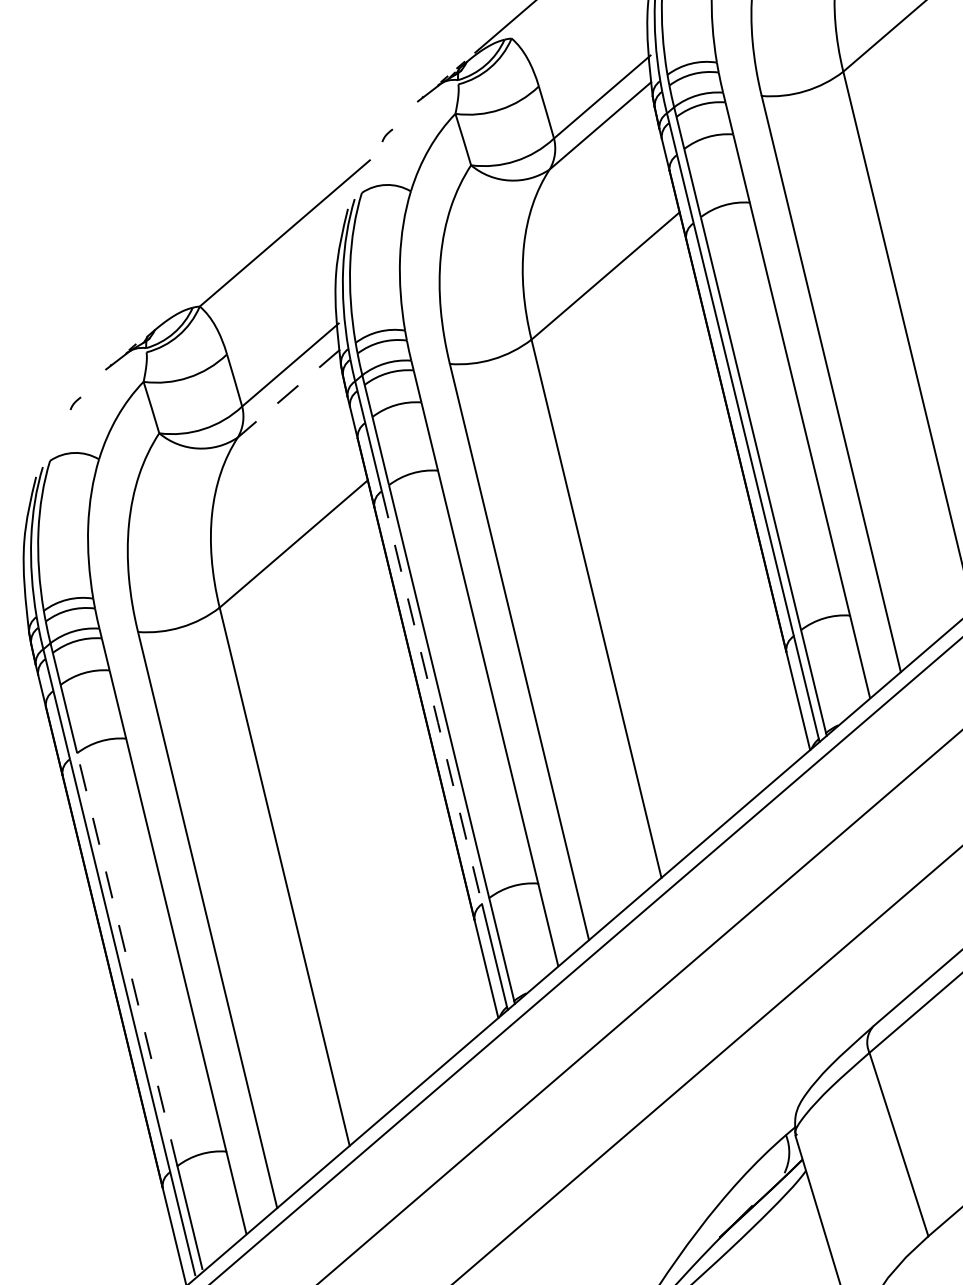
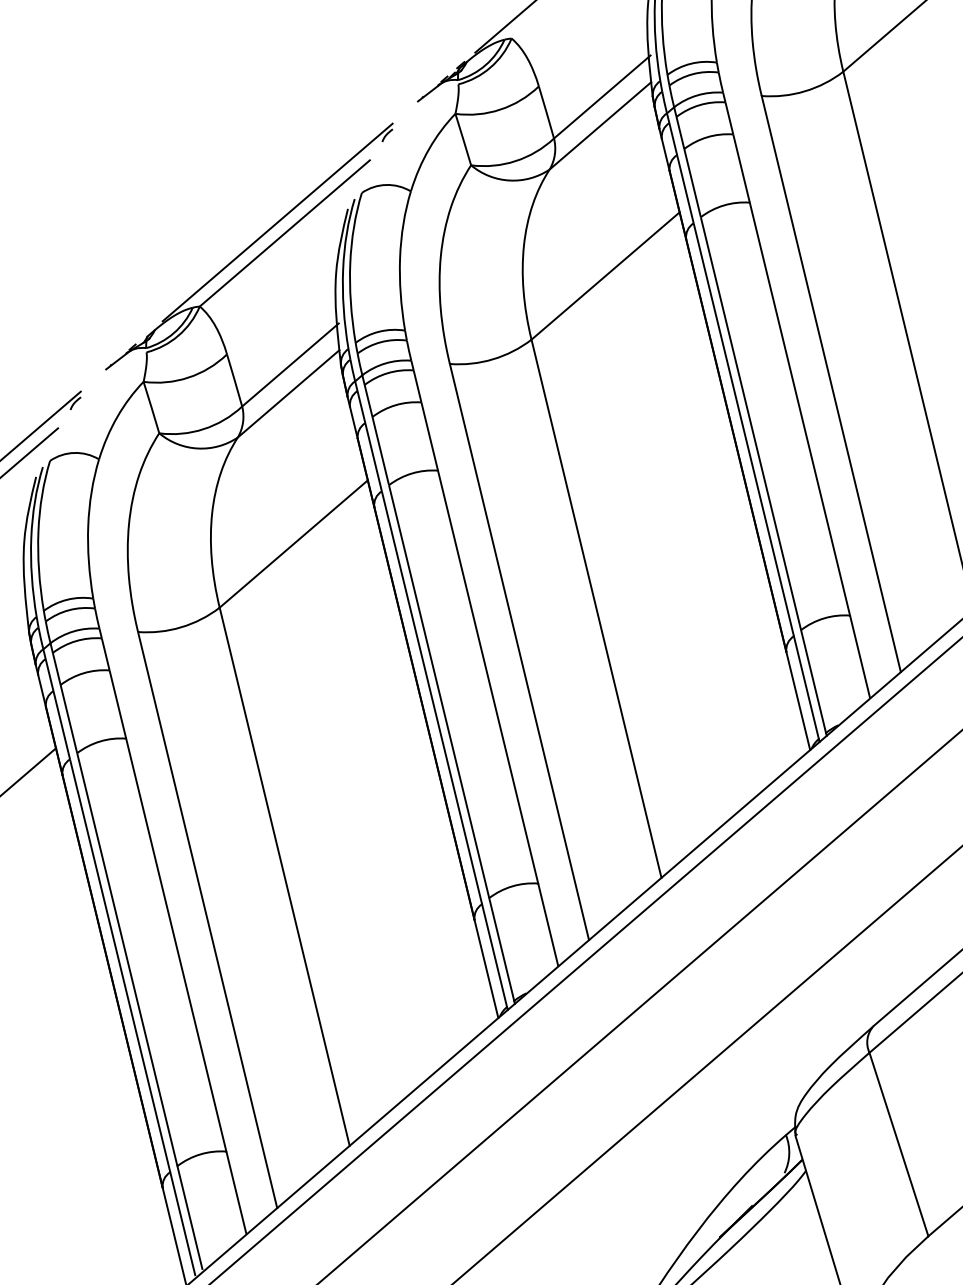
line: none -> present (277, 222)
line: dashed -> solid (289, 393)
line: none -> present (41, 424)
line: none -> present (30, 451)
line: dashed -> solid (432, 698)
line: none -> present (29, 771)
line: dashed -> solid (127, 959)
